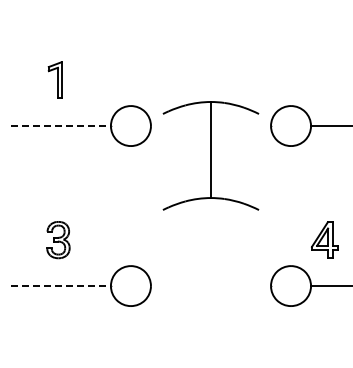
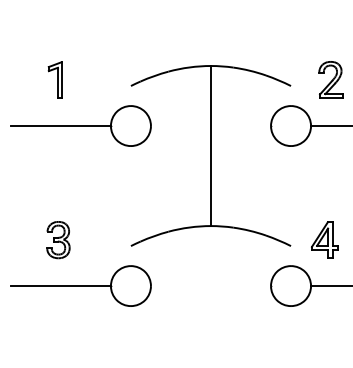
part: none -> present (330, 79)
line: dashed -> solid (61, 126)
part size: 98x110 px -> 162x182 px (210, 155)
line: dashed -> solid (61, 286)
